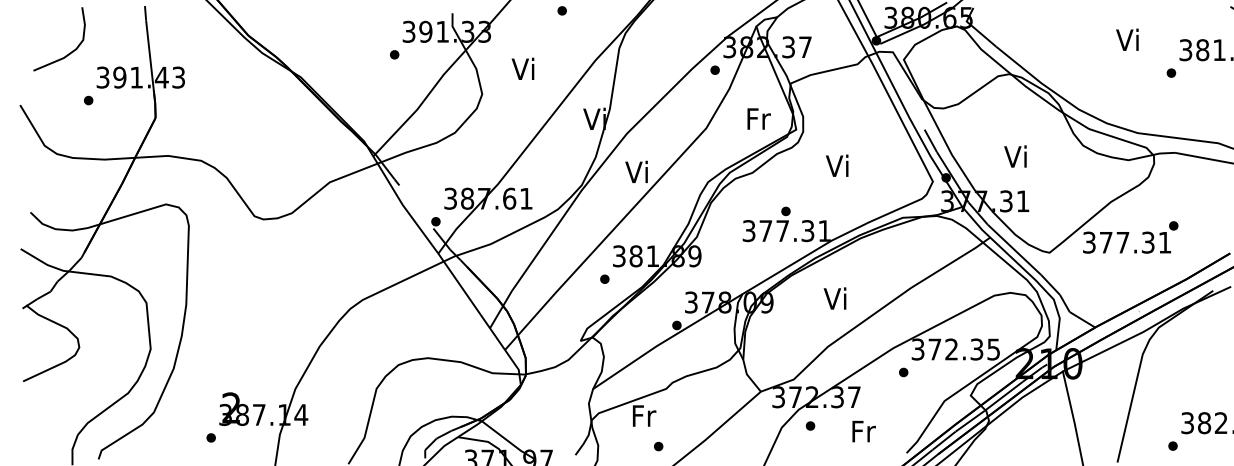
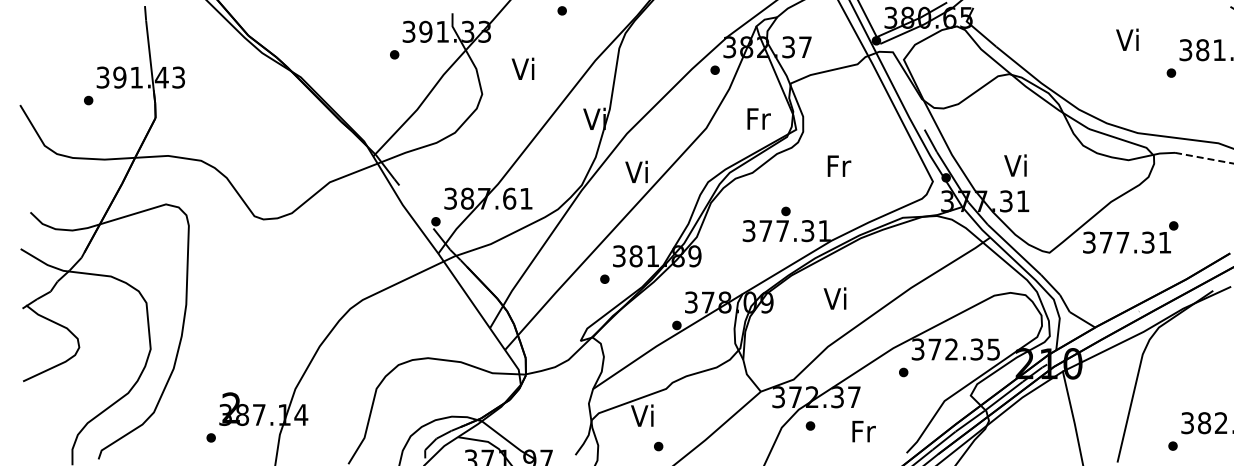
curve: present -> none (69, 52)
text position: (1015, 156) -> (1015, 165) (1015, 165)
line: solid -> dashed (1204, 158)
text: Vi -> Fr (838, 165)
text: Fr -> Vi (643, 415)
